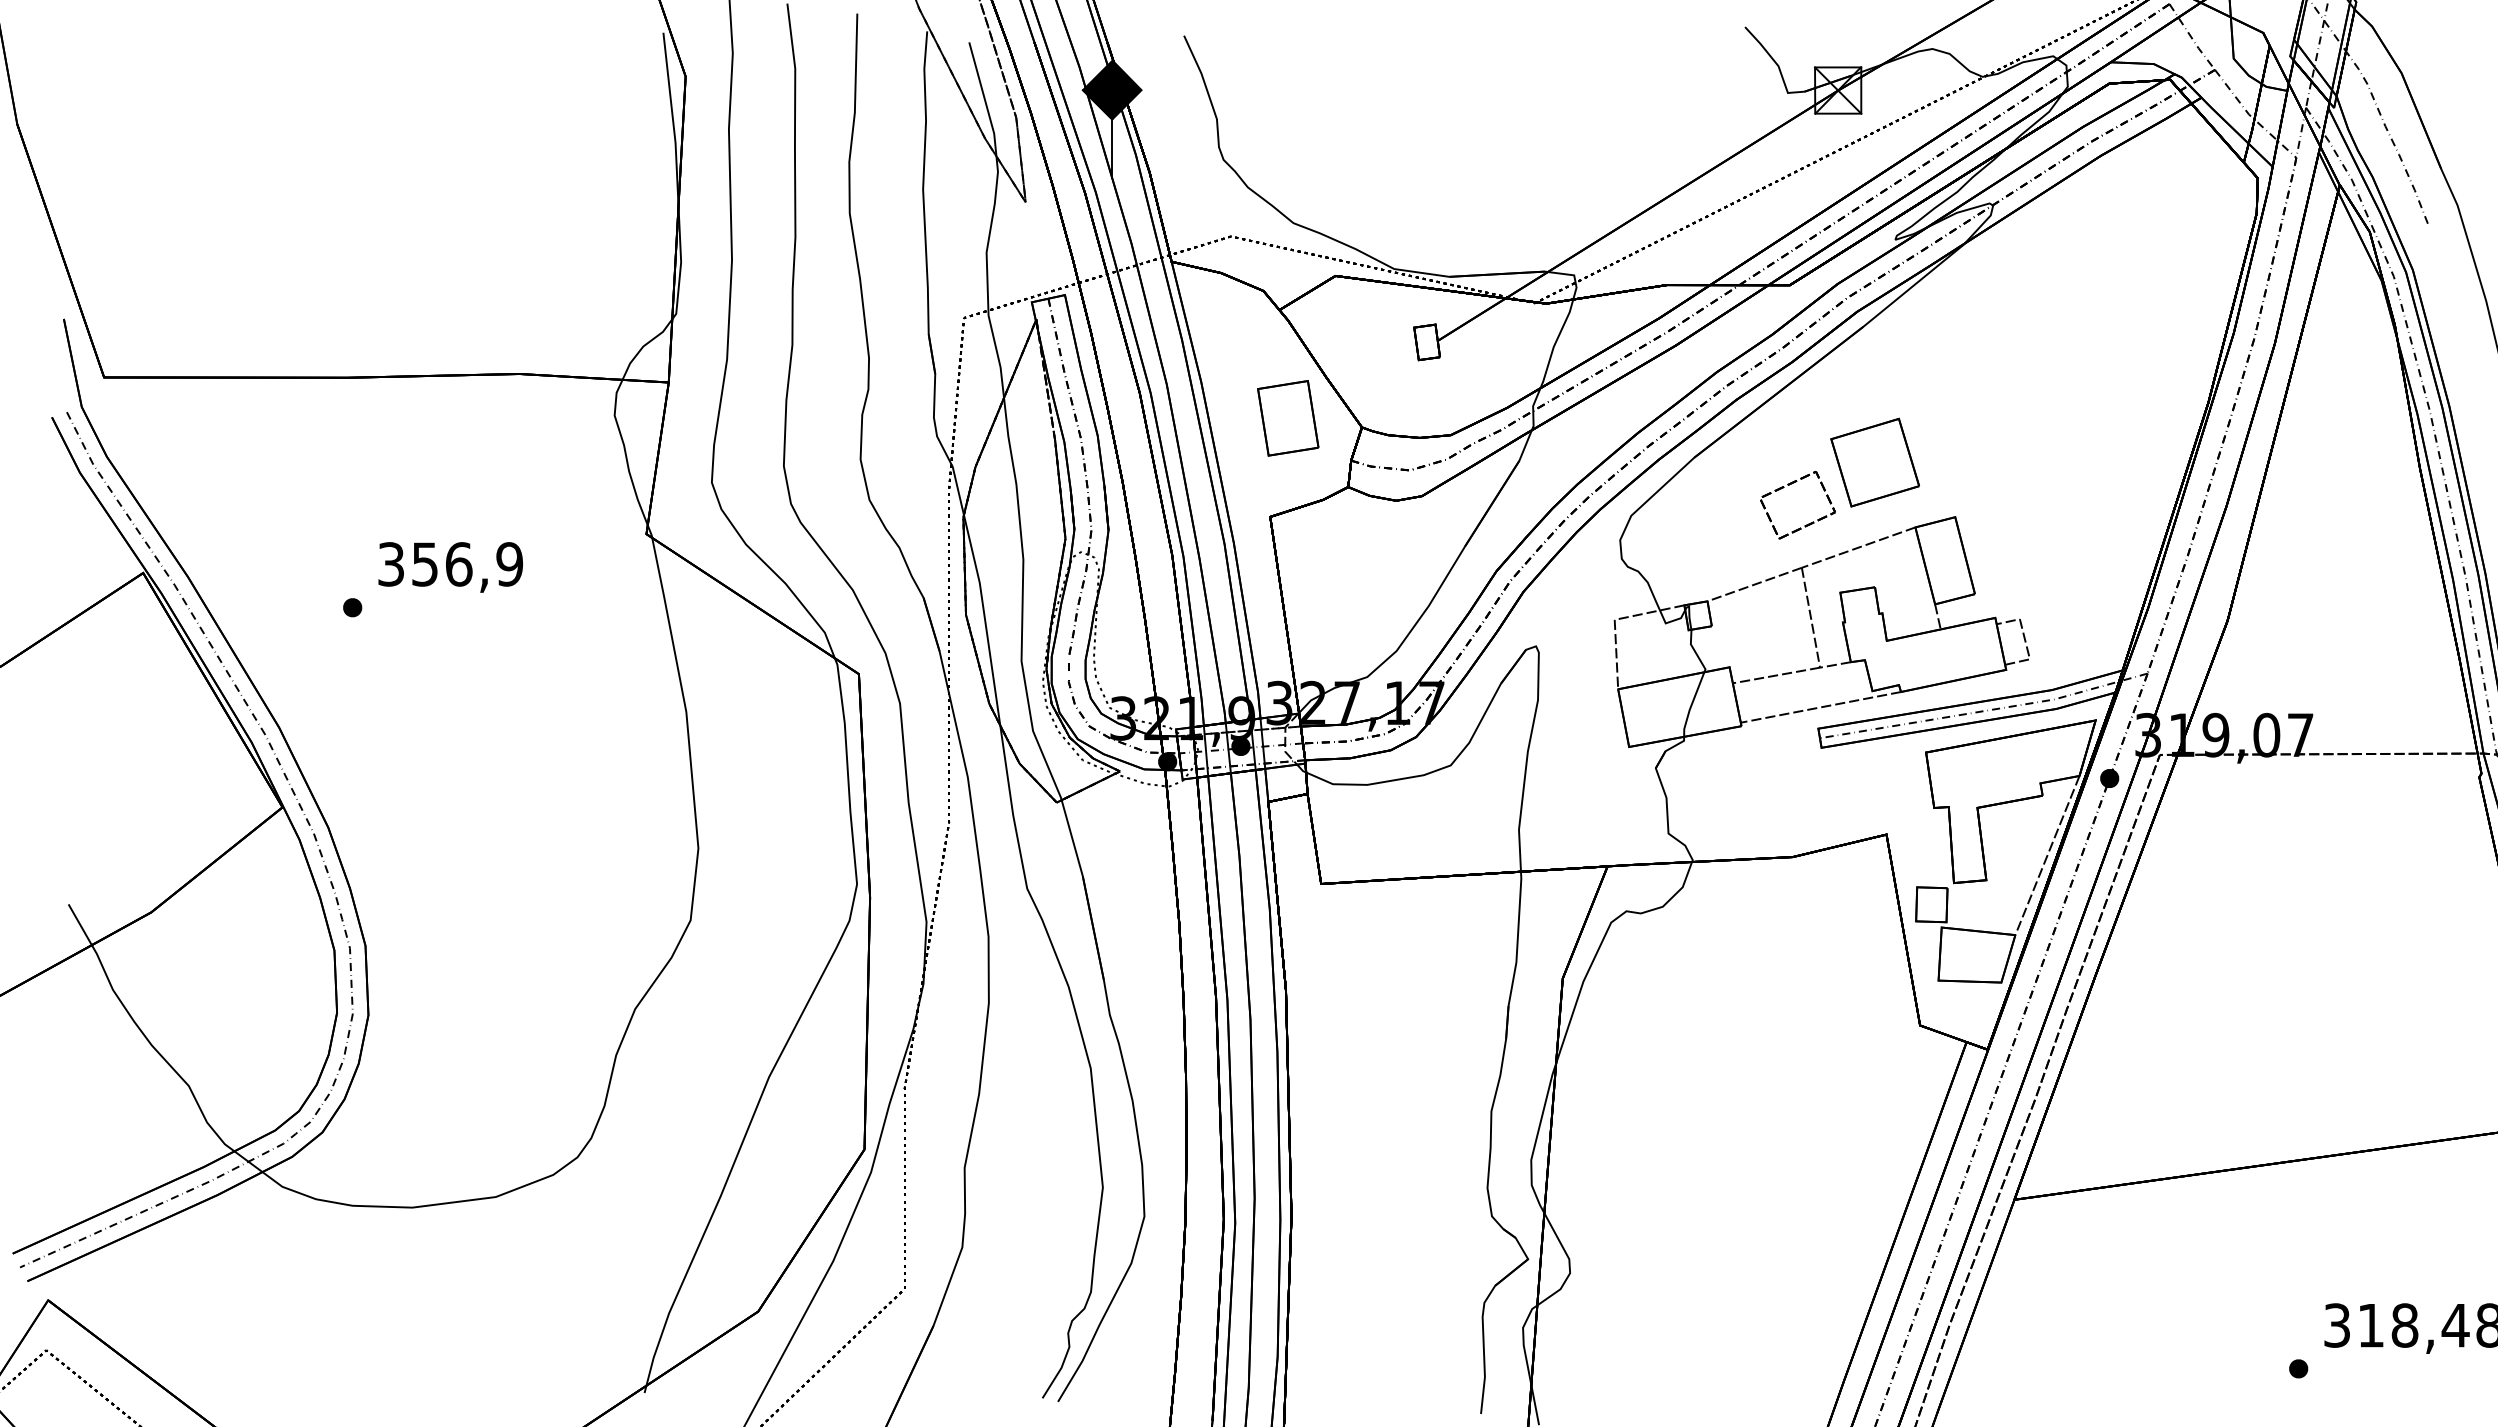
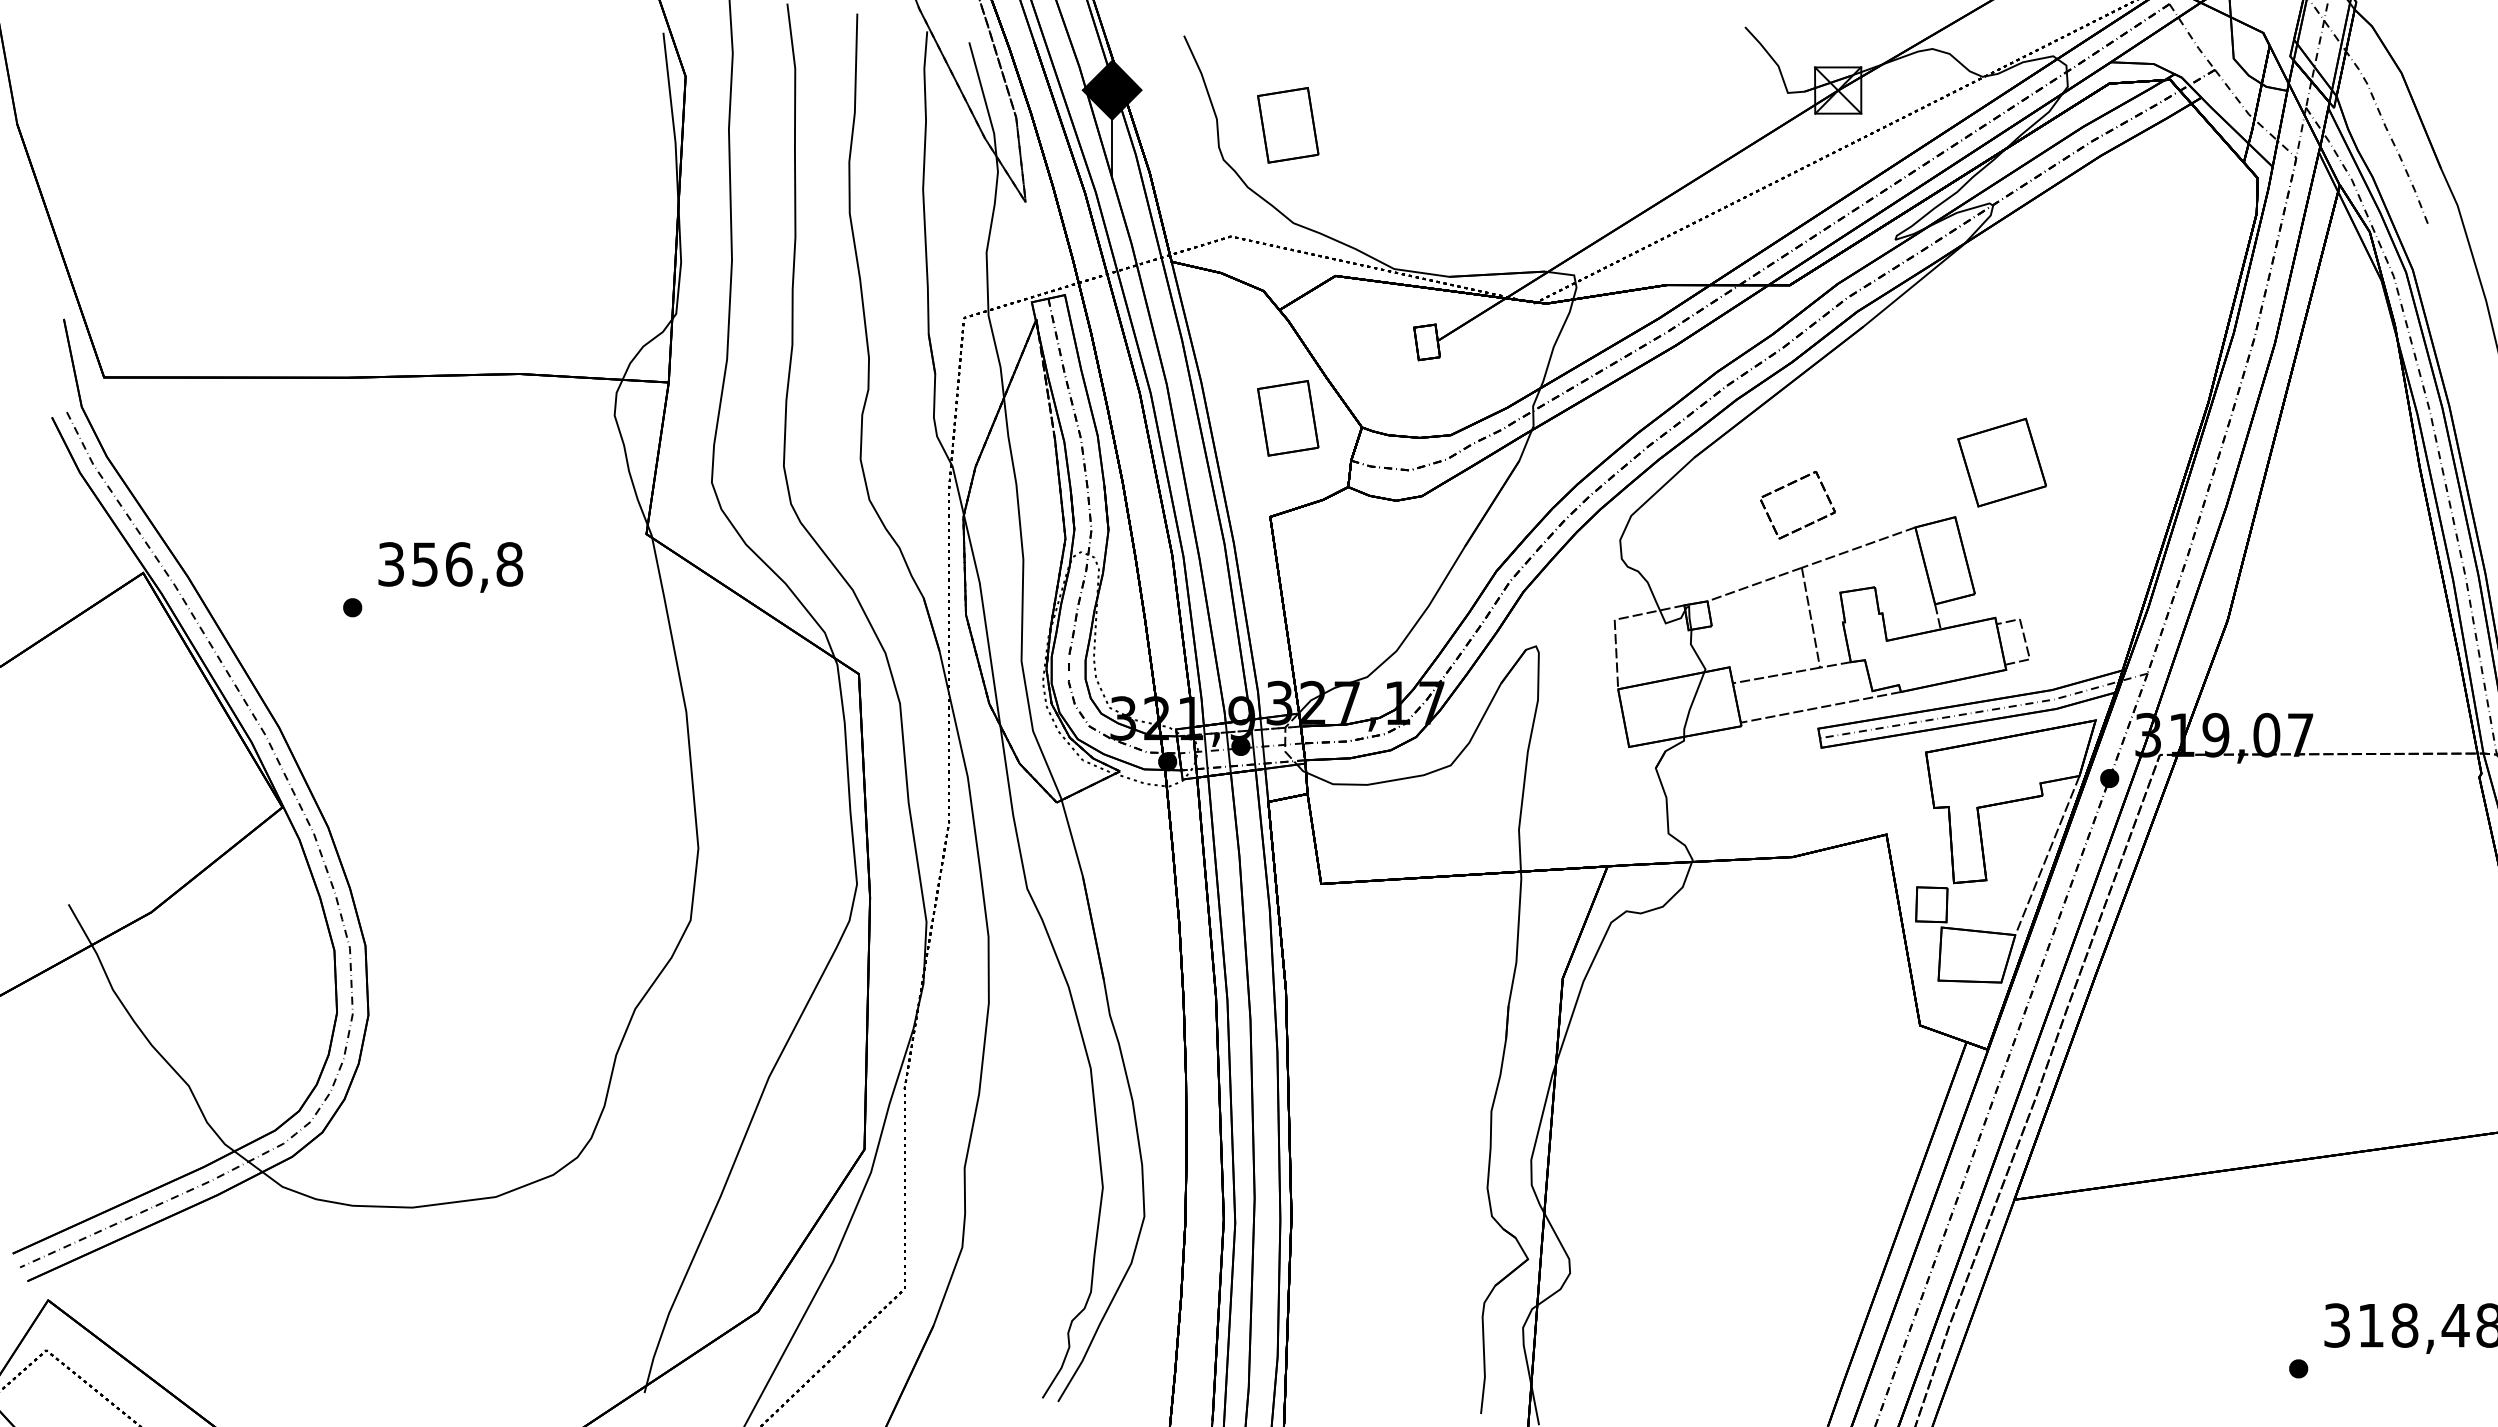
part: none -> present (1288, 125)
part position: (1874, 462) -> (2001, 462) (2001, 462)
text: 356,9 -> 356,8 (509, 564)
